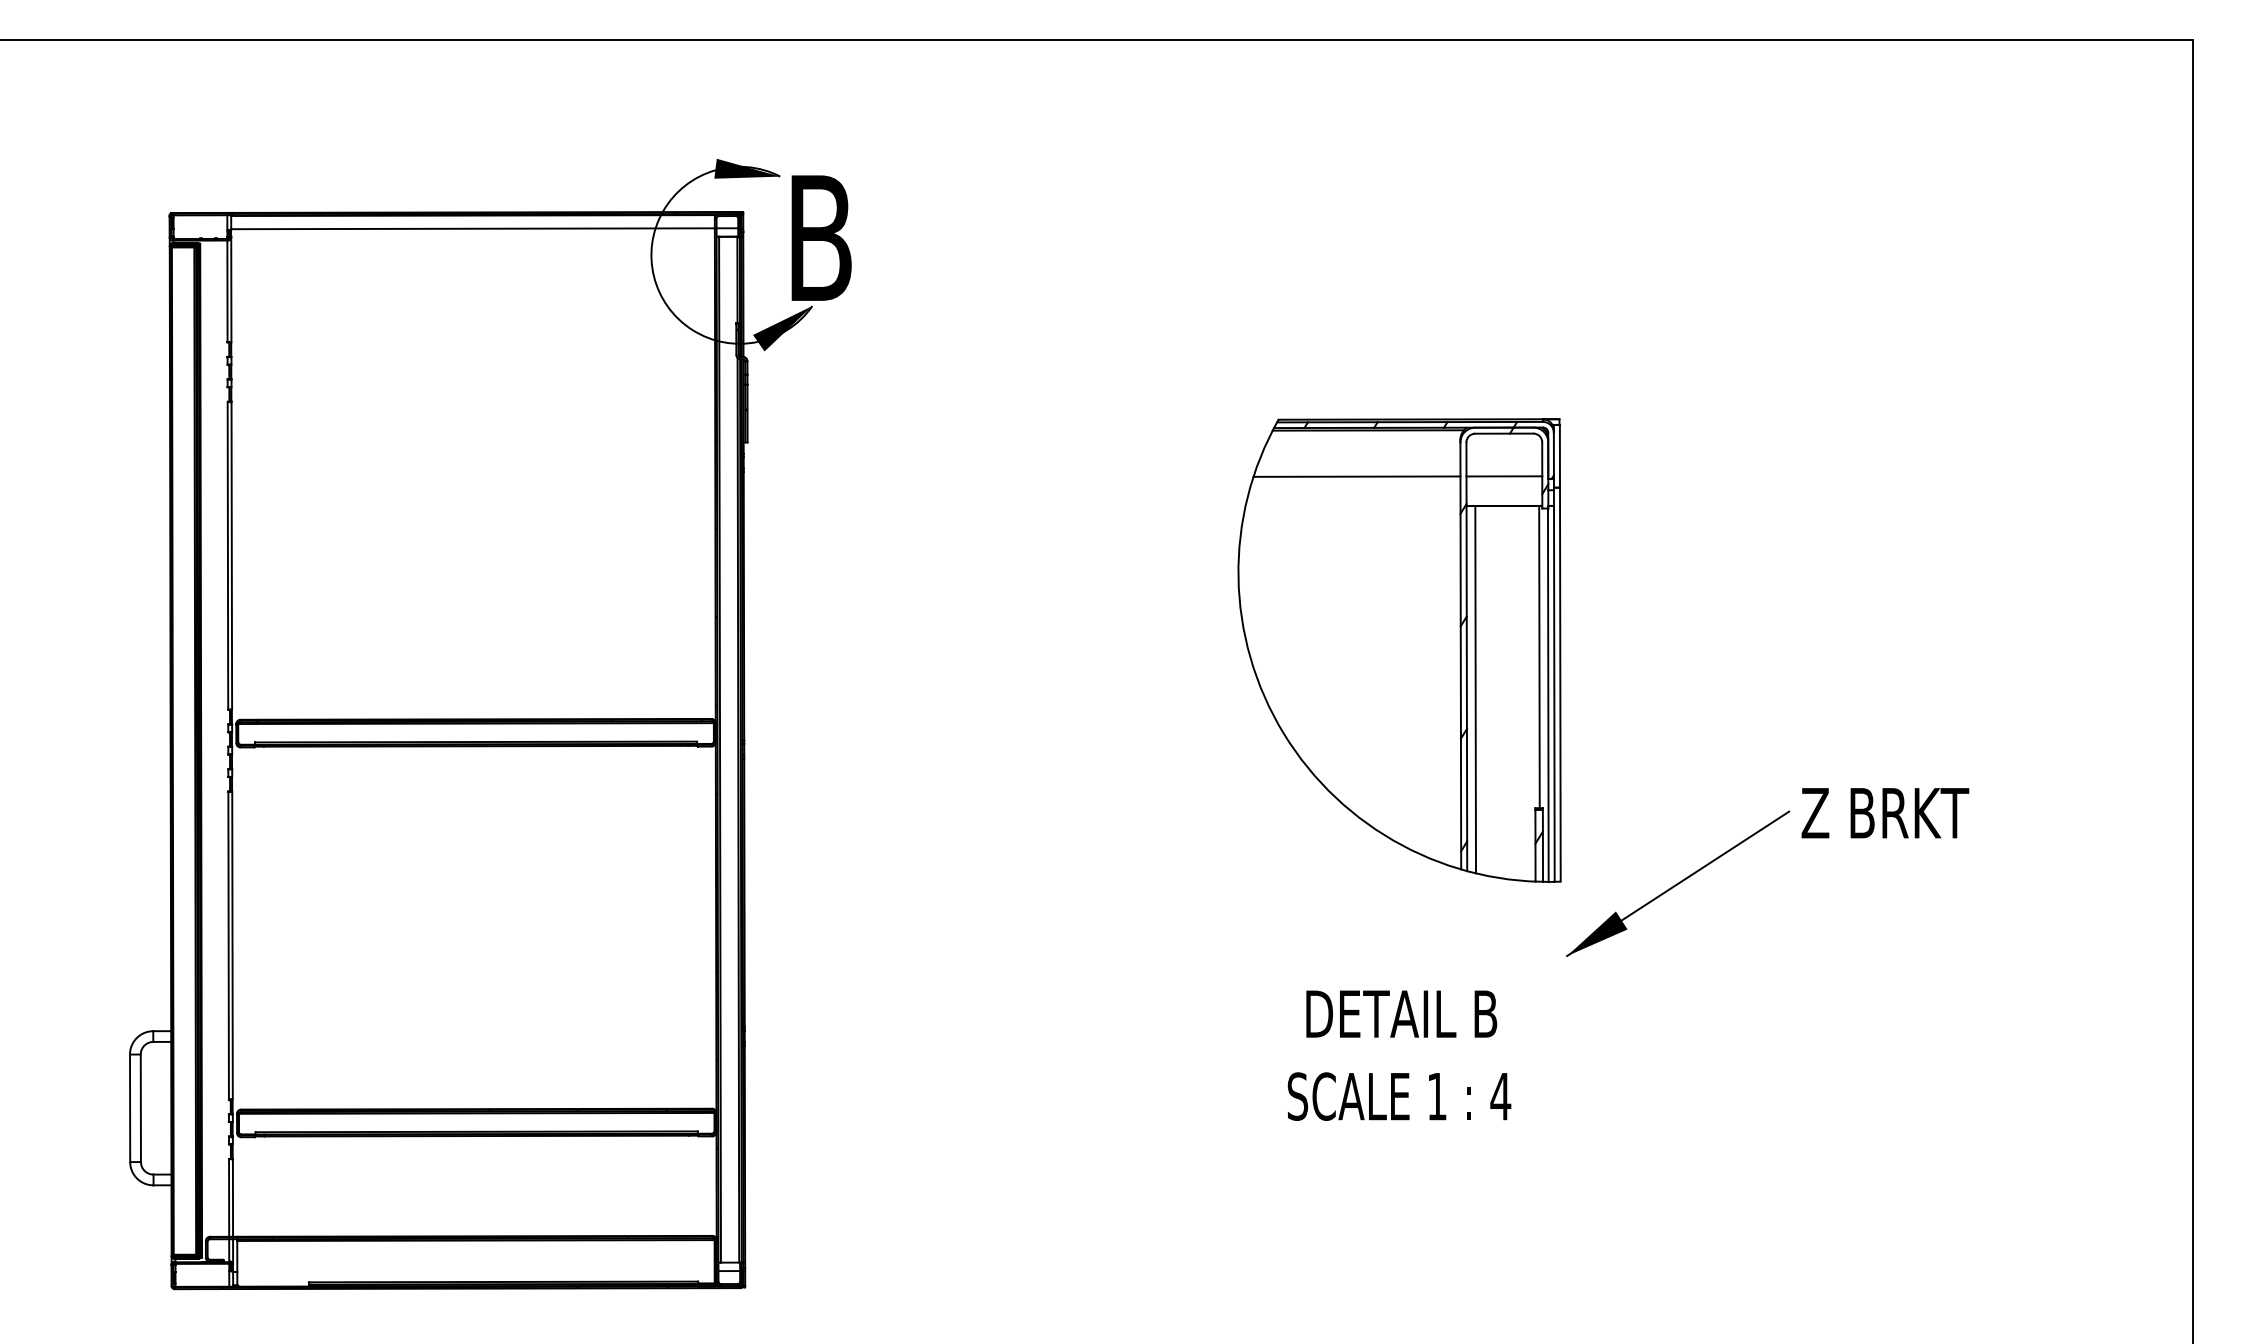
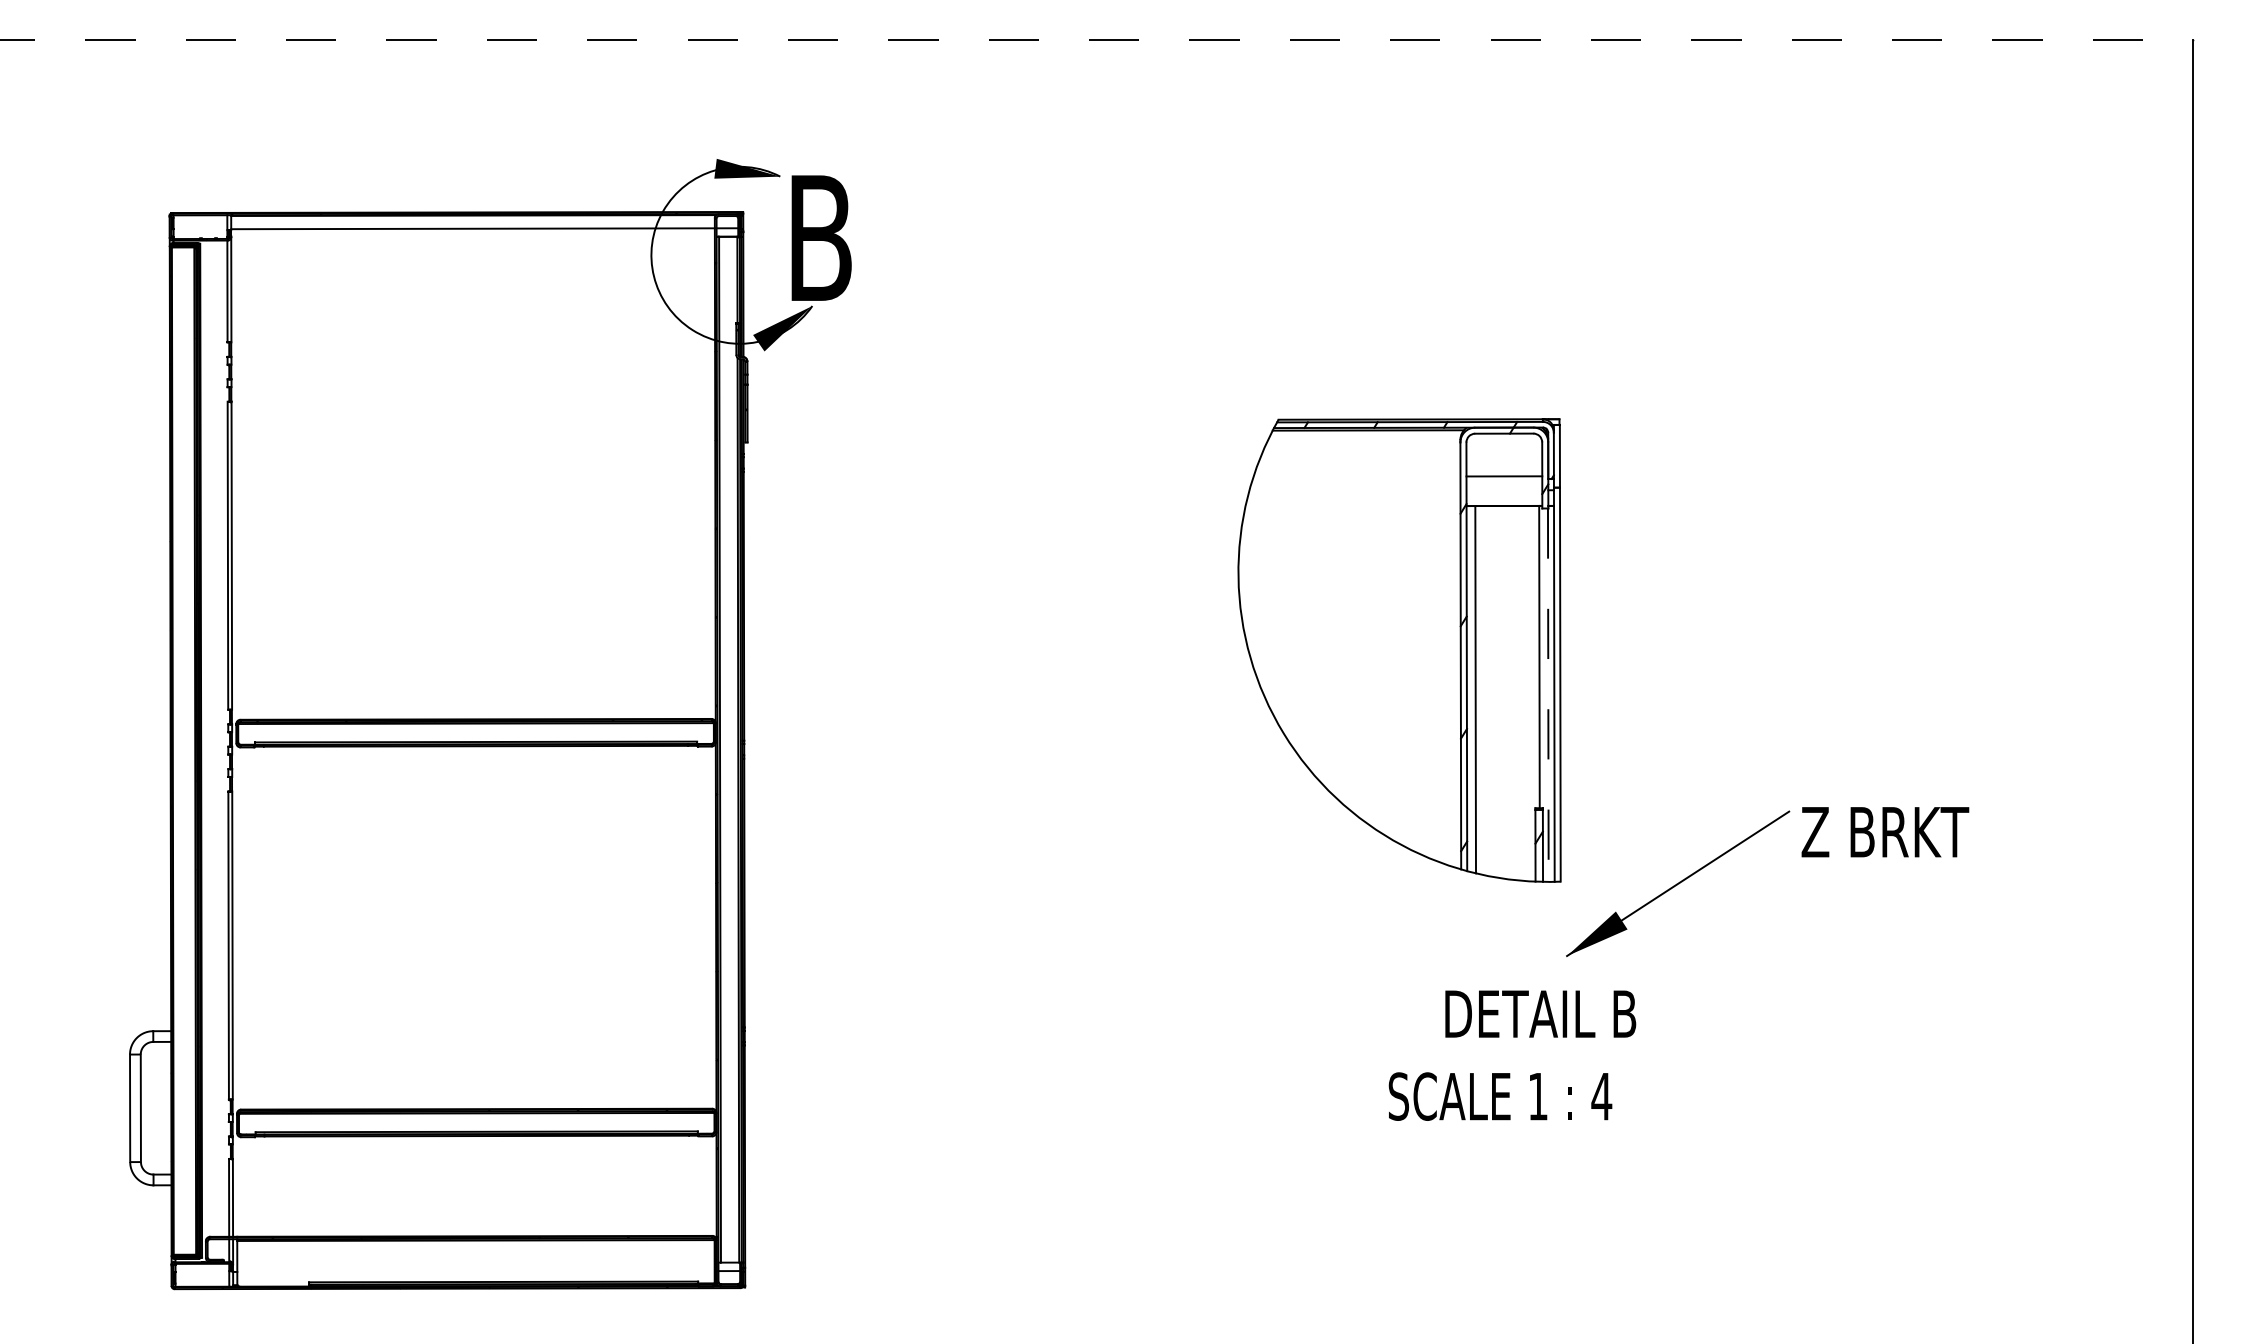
line: solid -> dashed (1097, 40)
line: present -> none (1356, 476)
line: solid -> dashed (1548, 695)
text position: (1885, 813) -> (1885, 832) (1885, 832)
text position: (1401, 1013) -> (1540, 1013) (1540, 1013)
text position: (1399, 1096) -> (1500, 1096) (1500, 1096)
